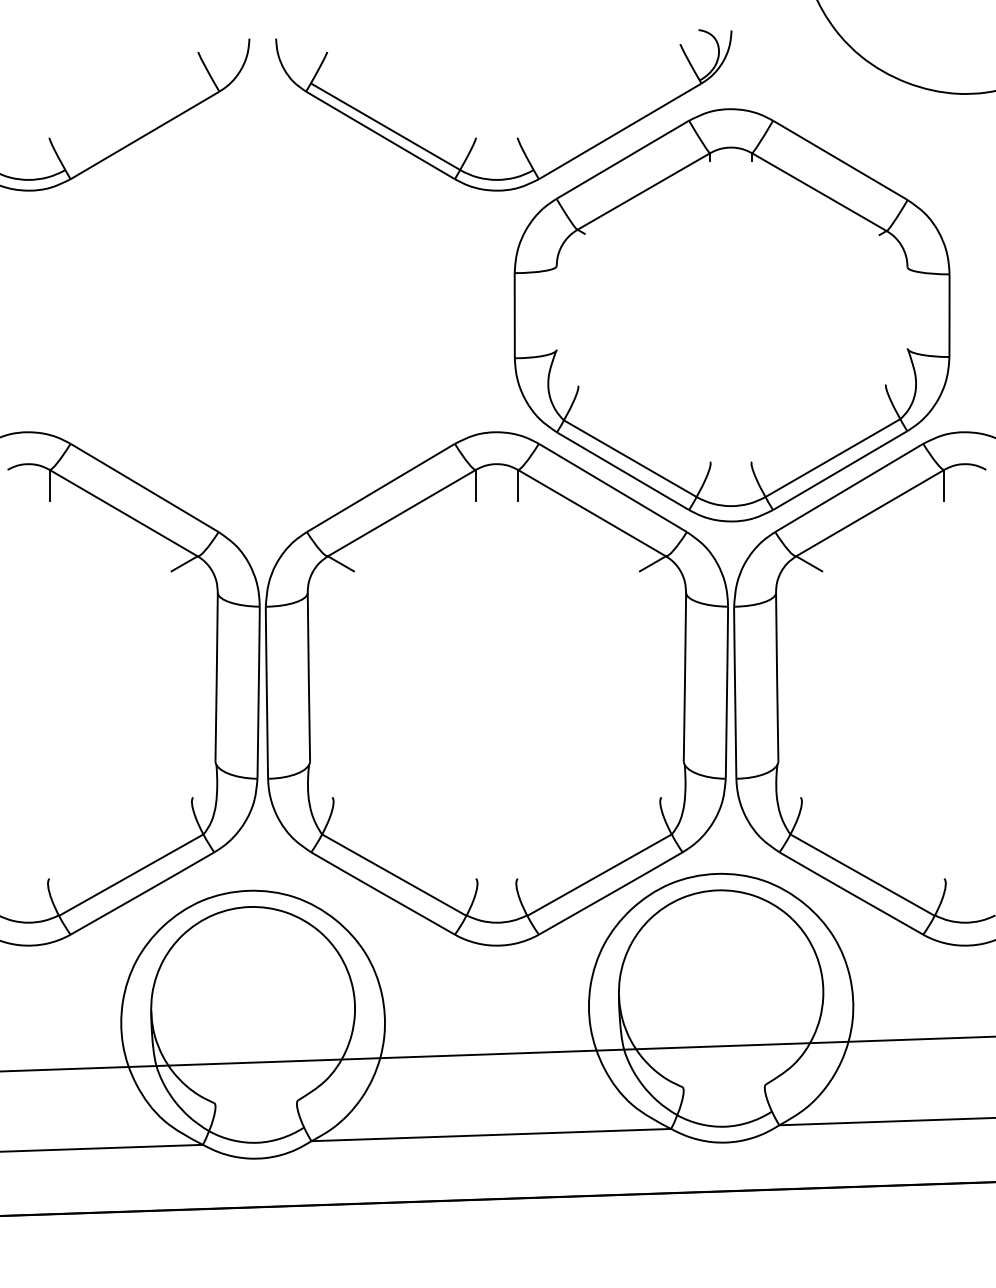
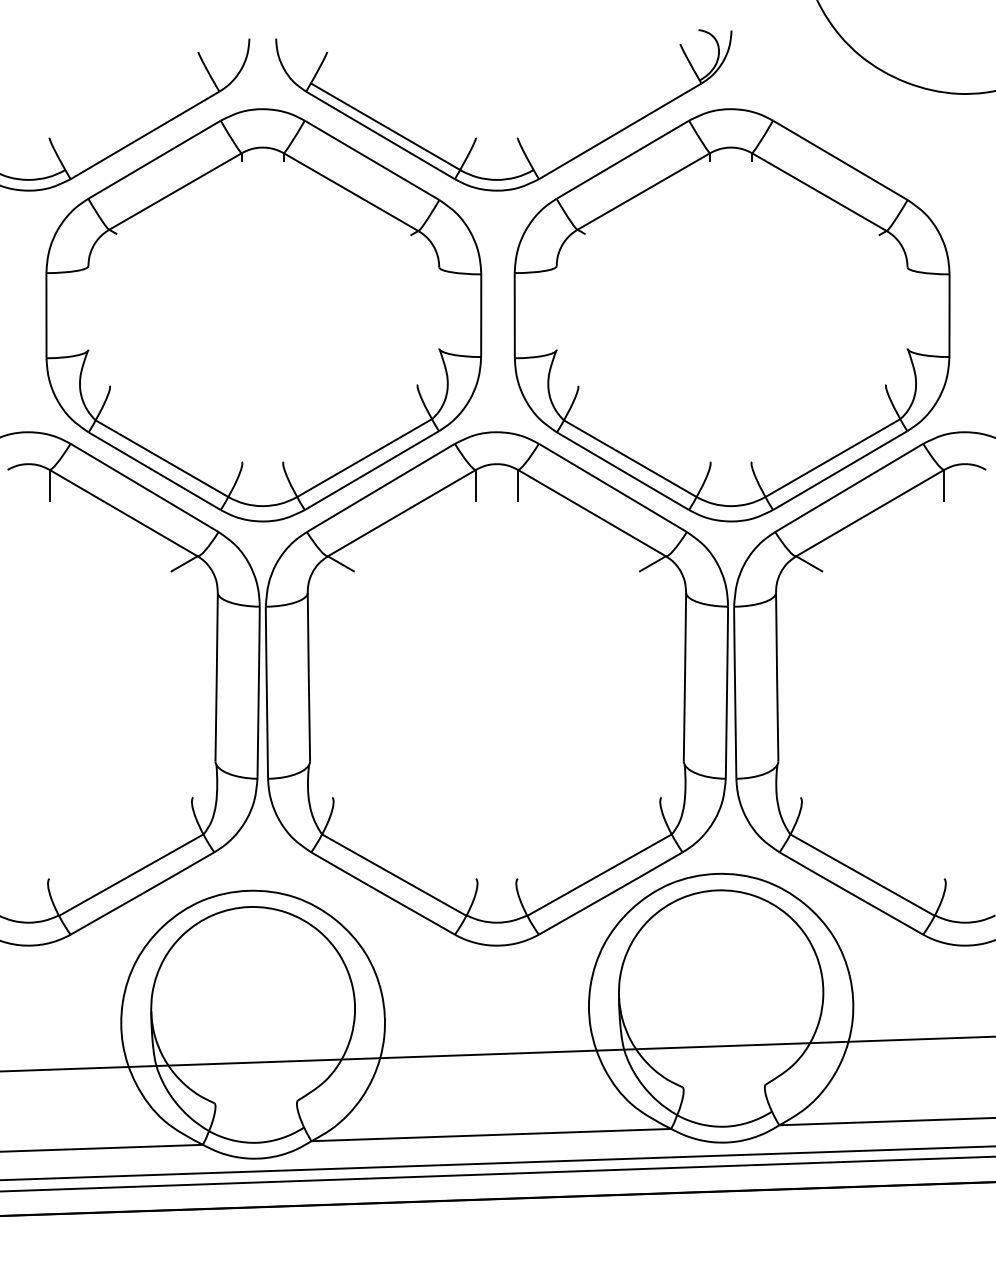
part: none -> present (263, 315)
line: none -> present (497, 1163)
line: none -> present (497, 1173)
